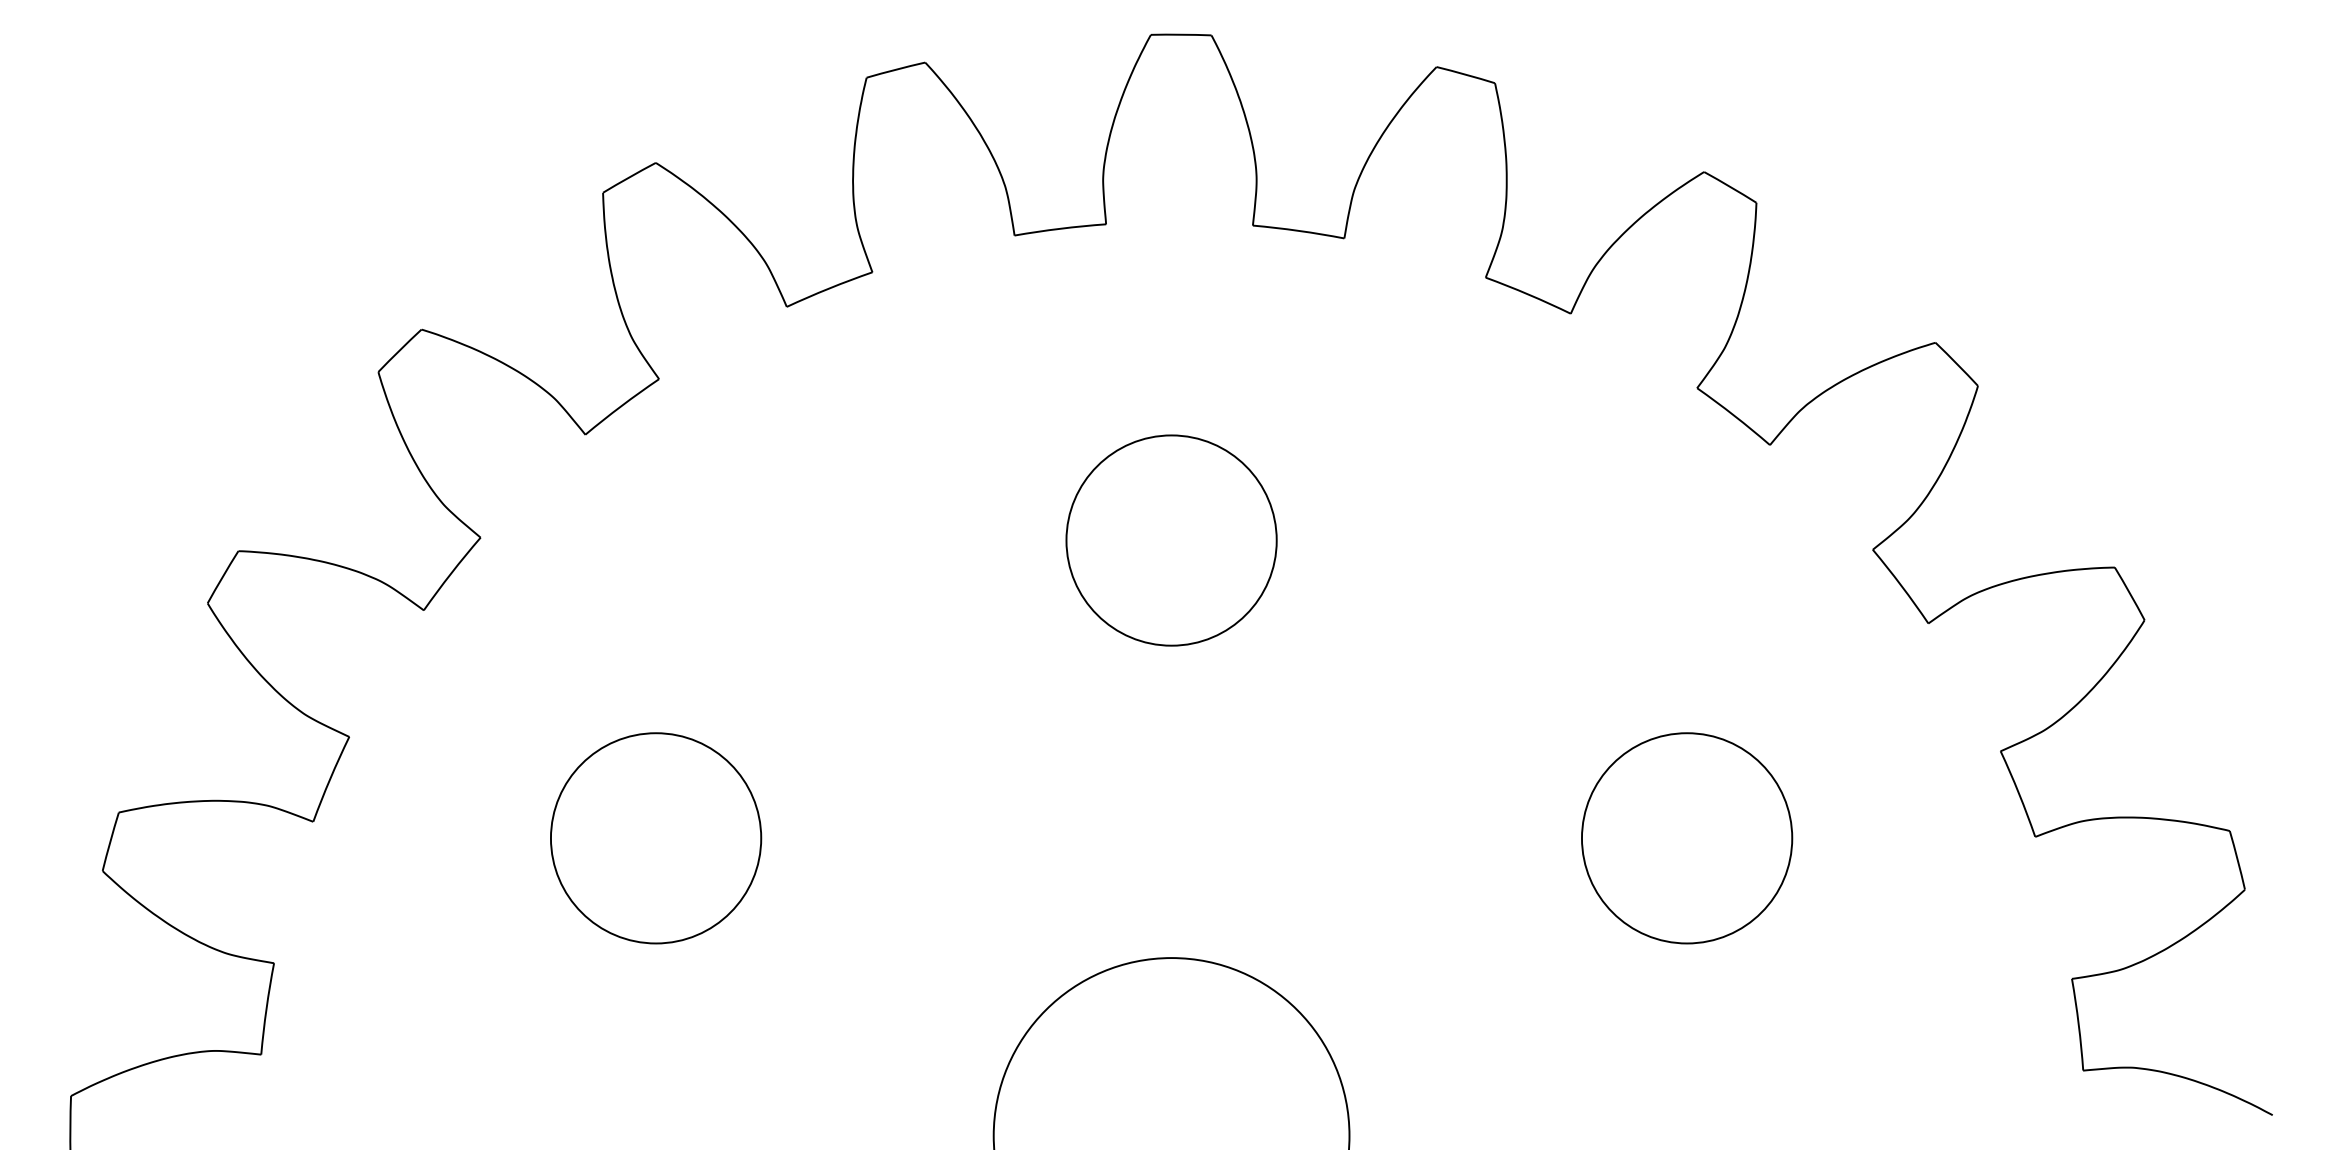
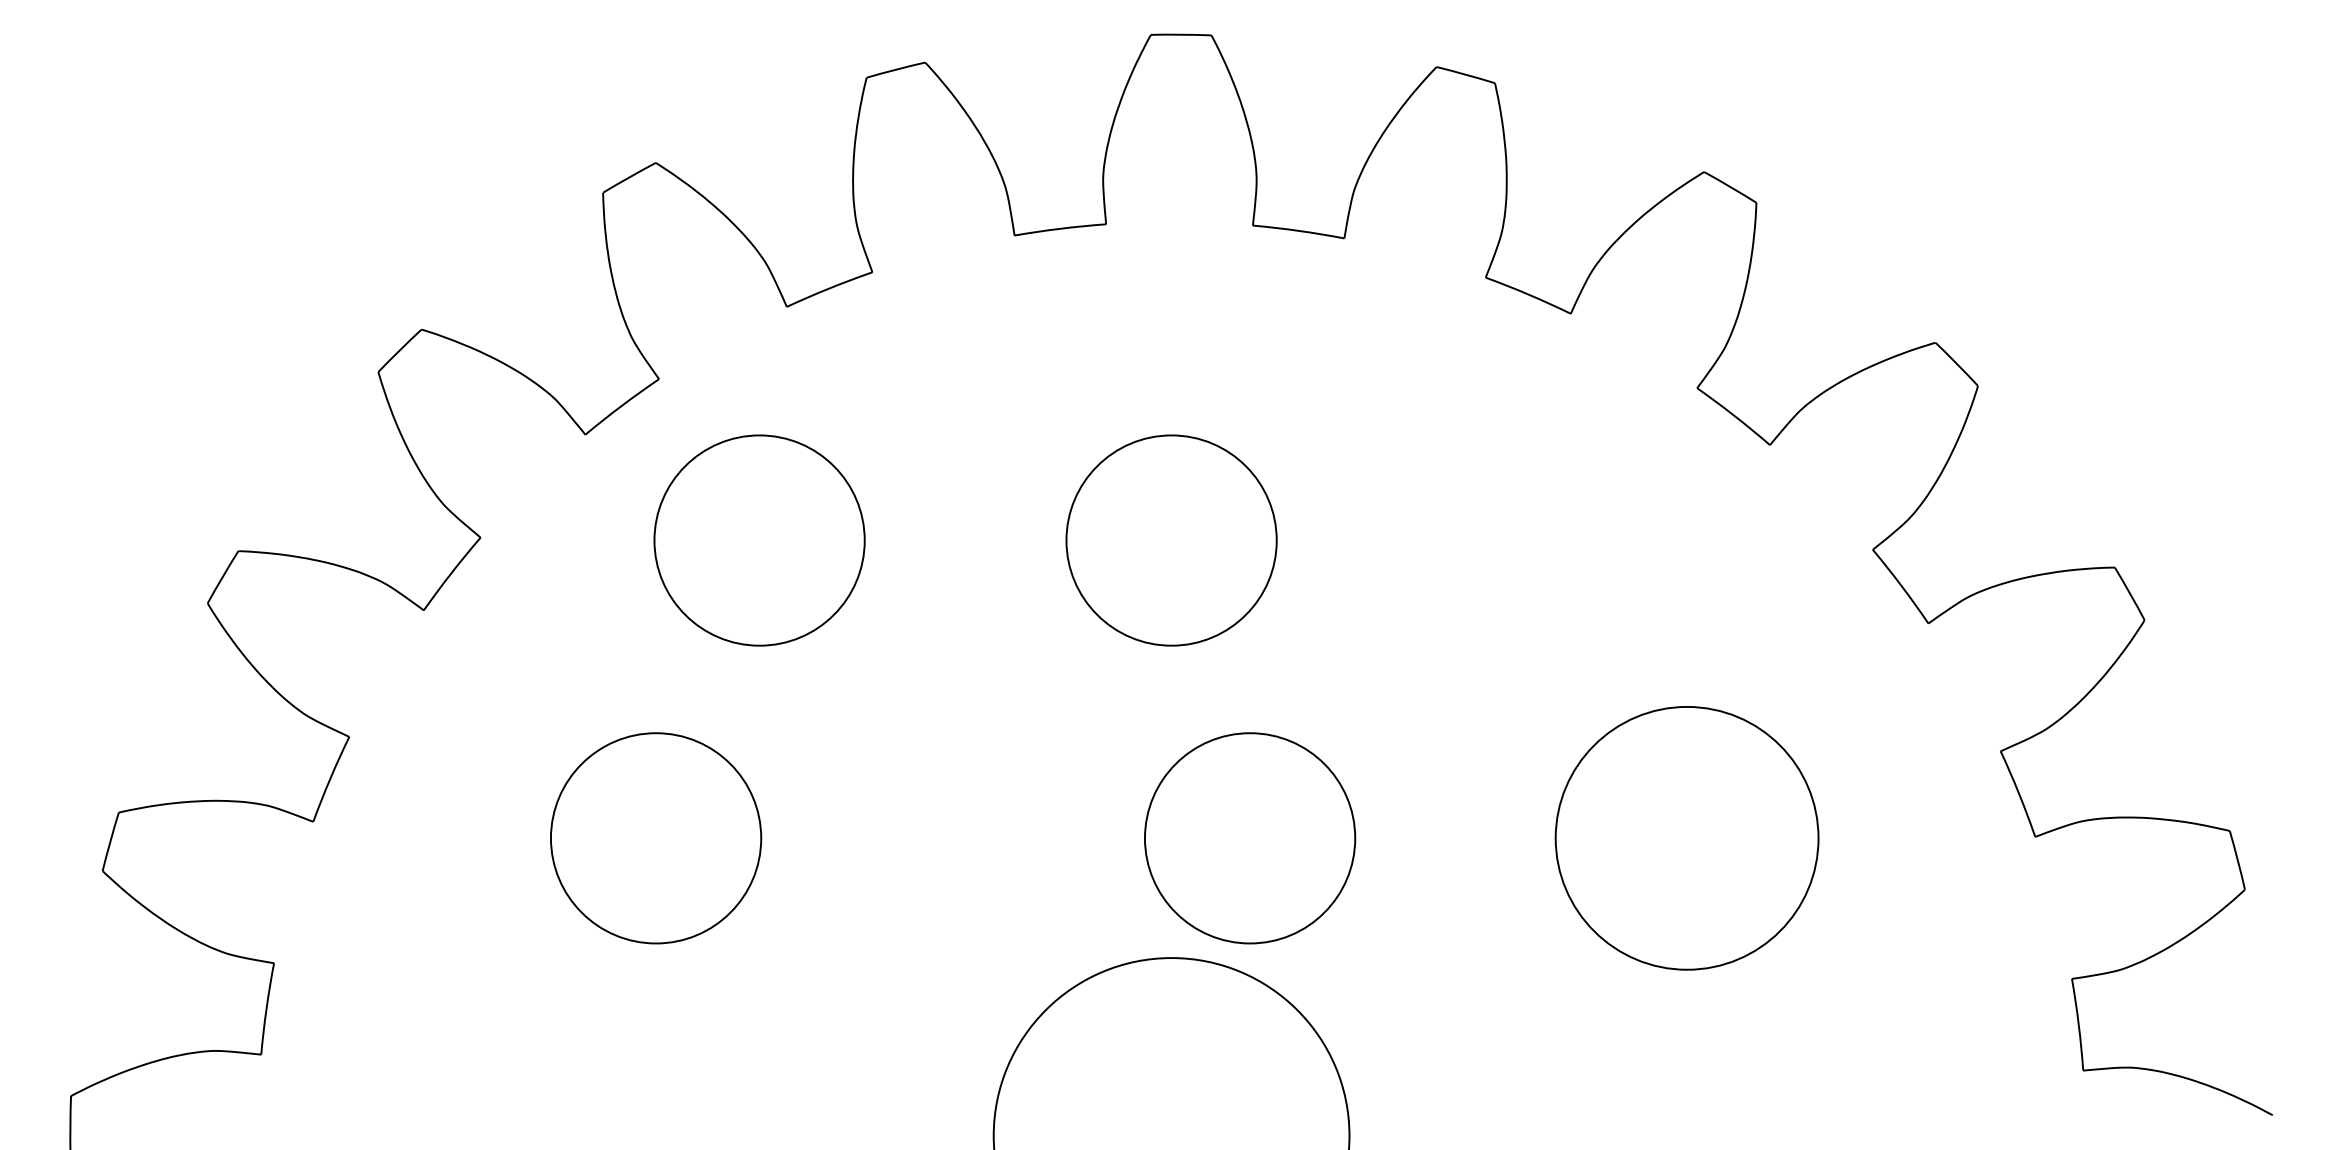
circle: none -> present (759, 540)
circle: none -> present (1250, 838)
circle diameter: 210 px -> 263 px (1686, 837)
